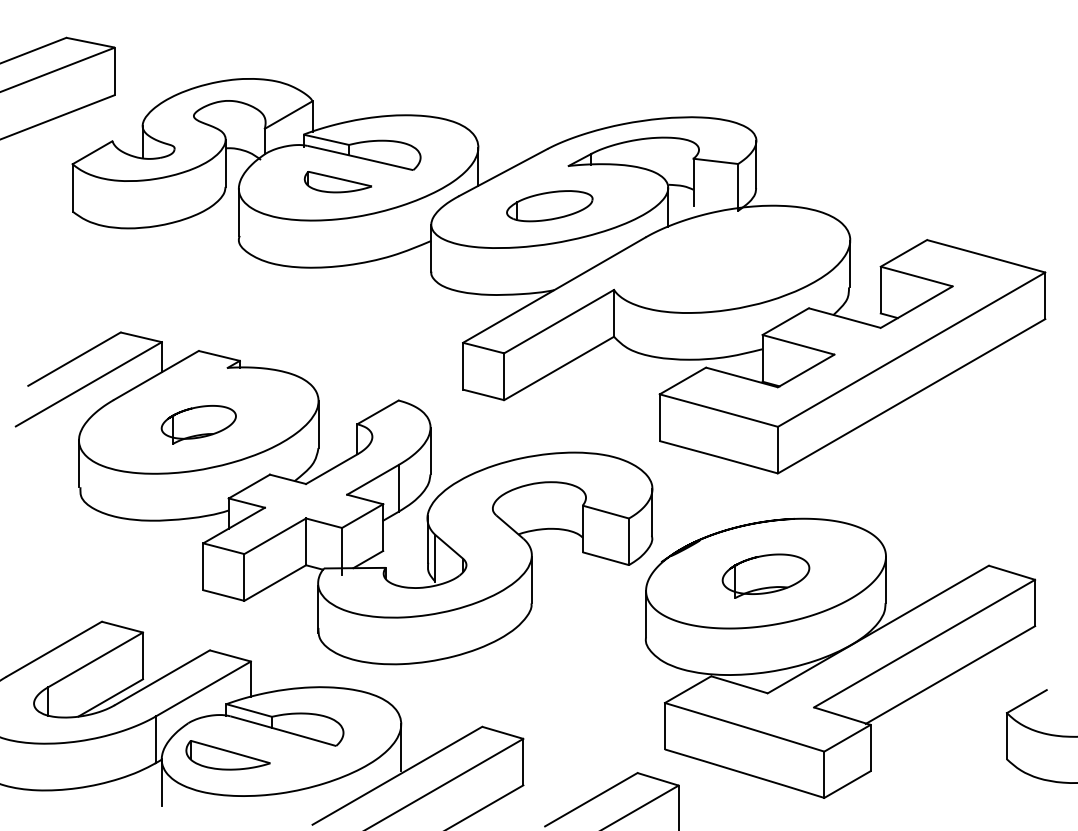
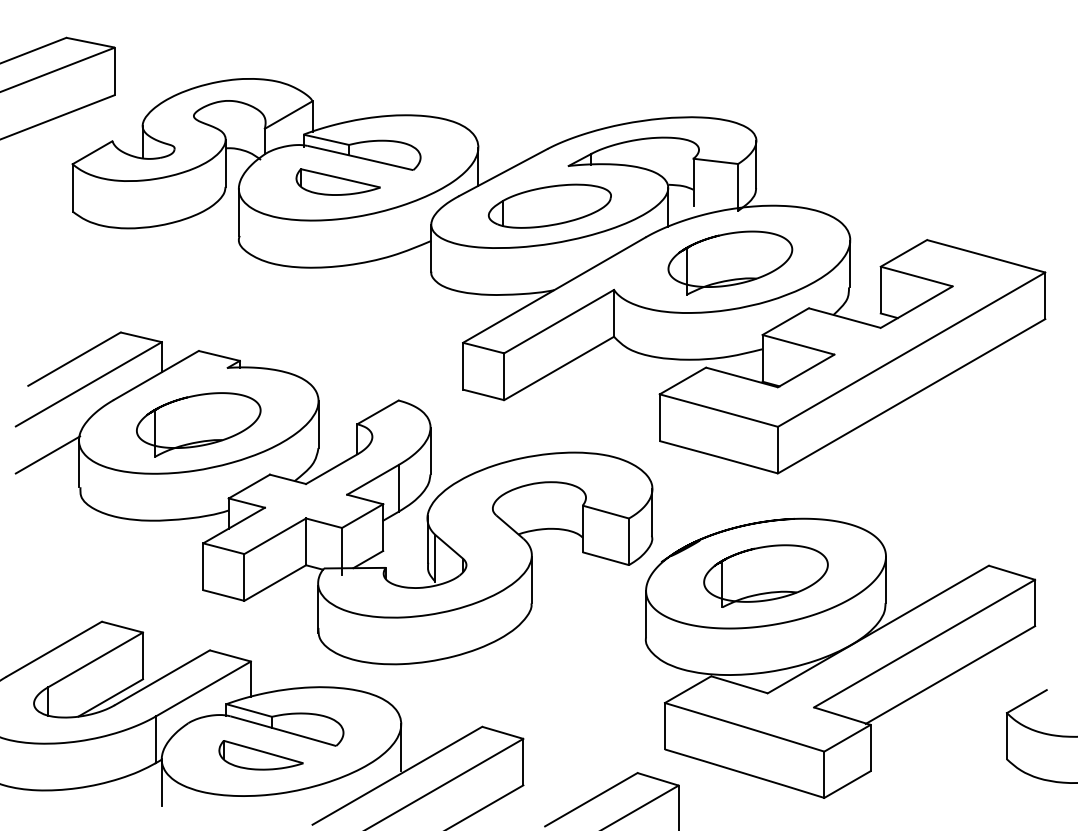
part size: 69x23 px -> 86x28 px (337, 181)
part size: 88x33 px -> 125x46 px (549, 205)
part: none -> present (730, 262)
part size: 77x40 px -> 126x66 px (198, 424)
line: none -> present (47, 454)
part size: 90x46 px -> 126x64 px (765, 575)
part position: (227, 755) -> (260, 755) (260, 755)
